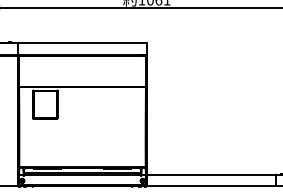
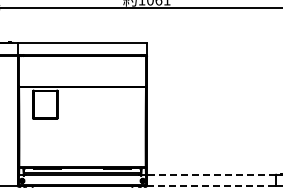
line: solid -> dashed (212, 174)
line: solid -> dashed (212, 186)
